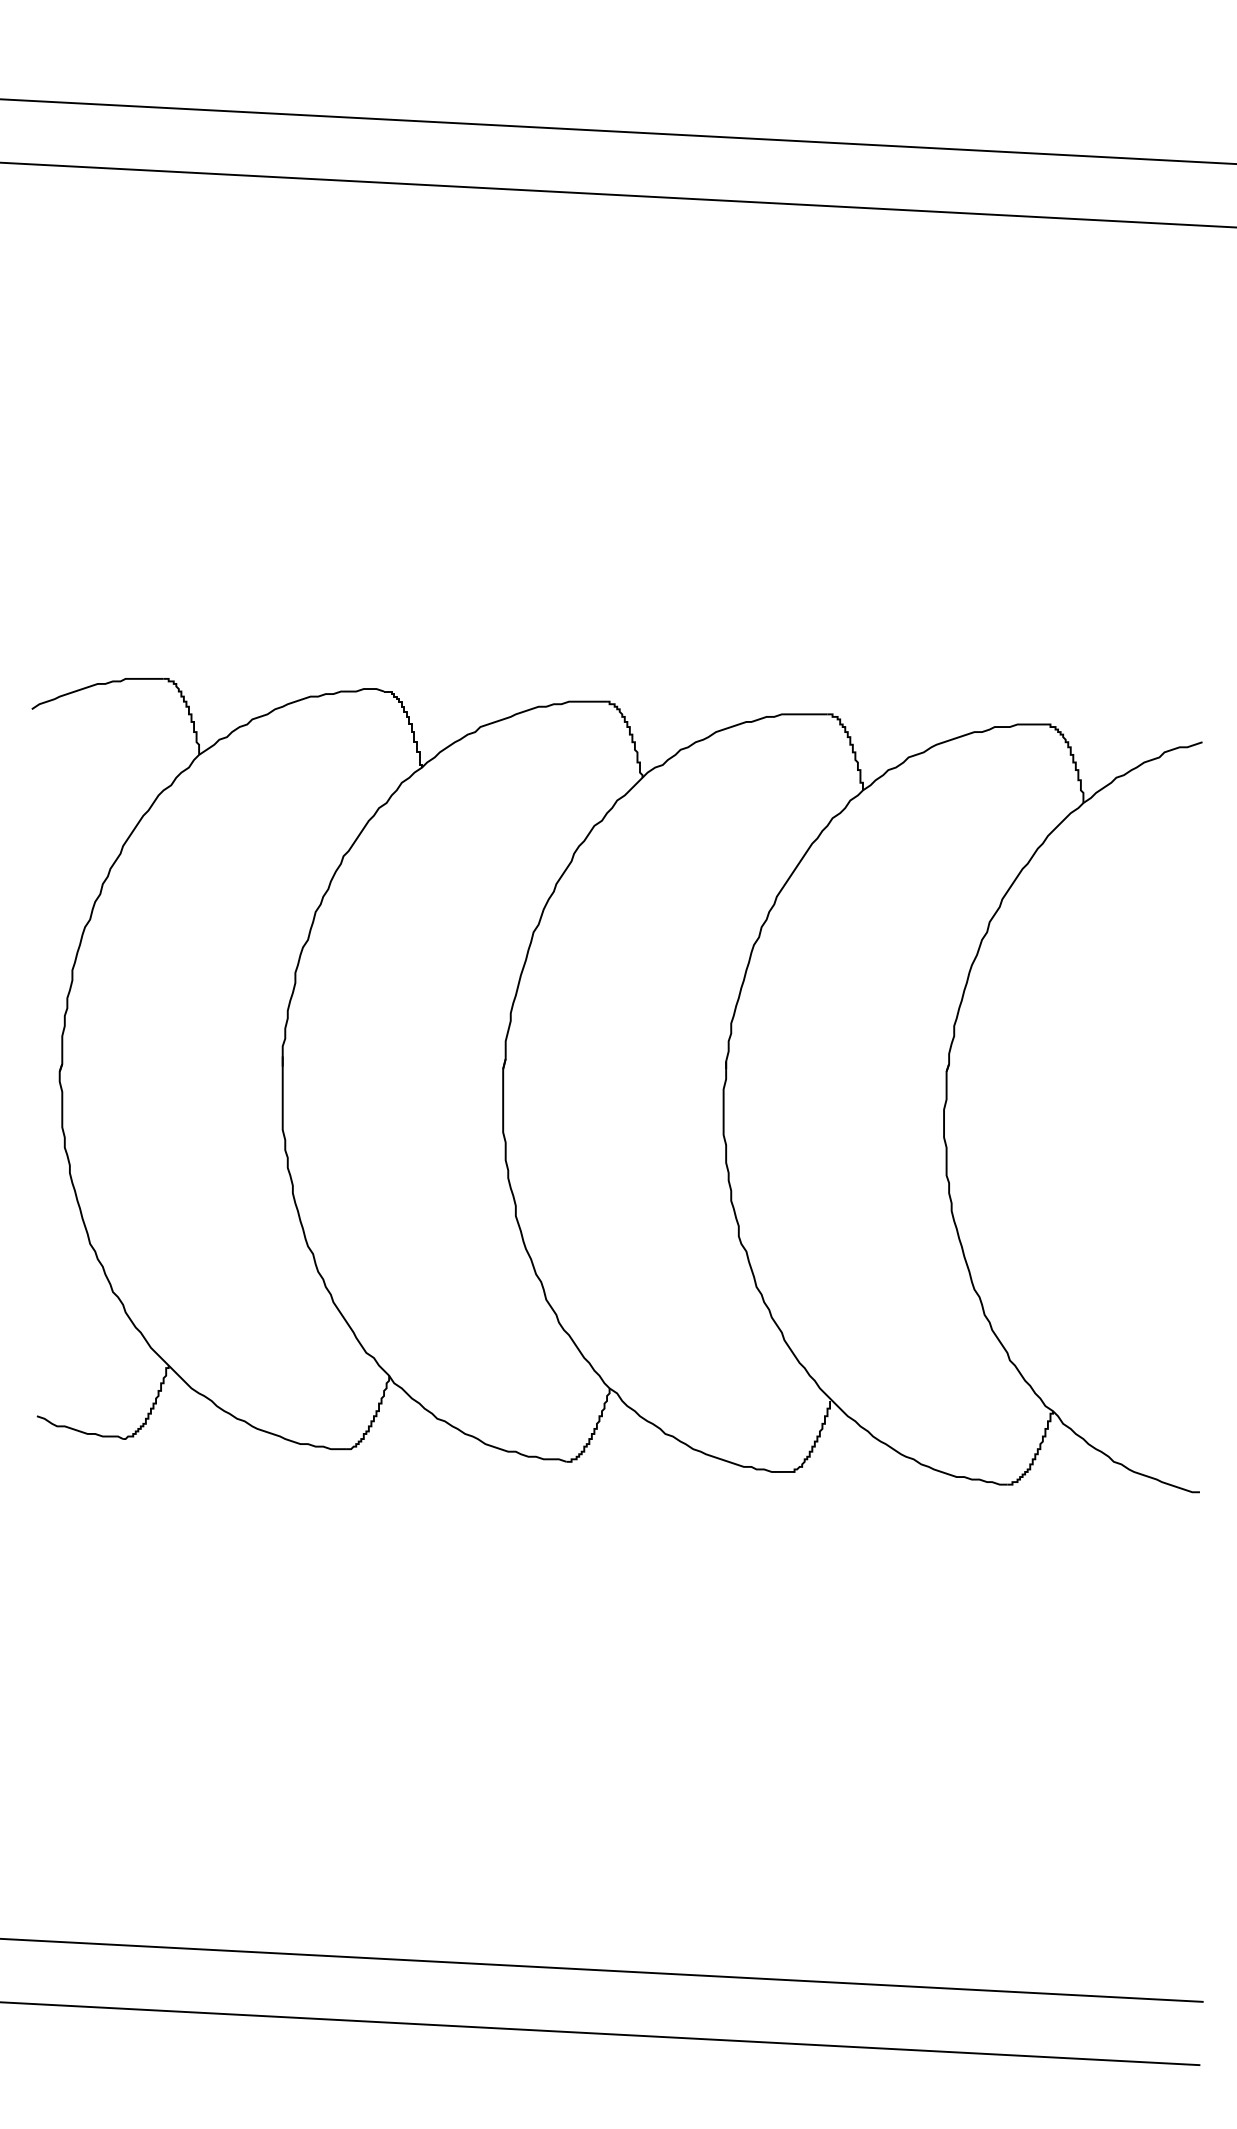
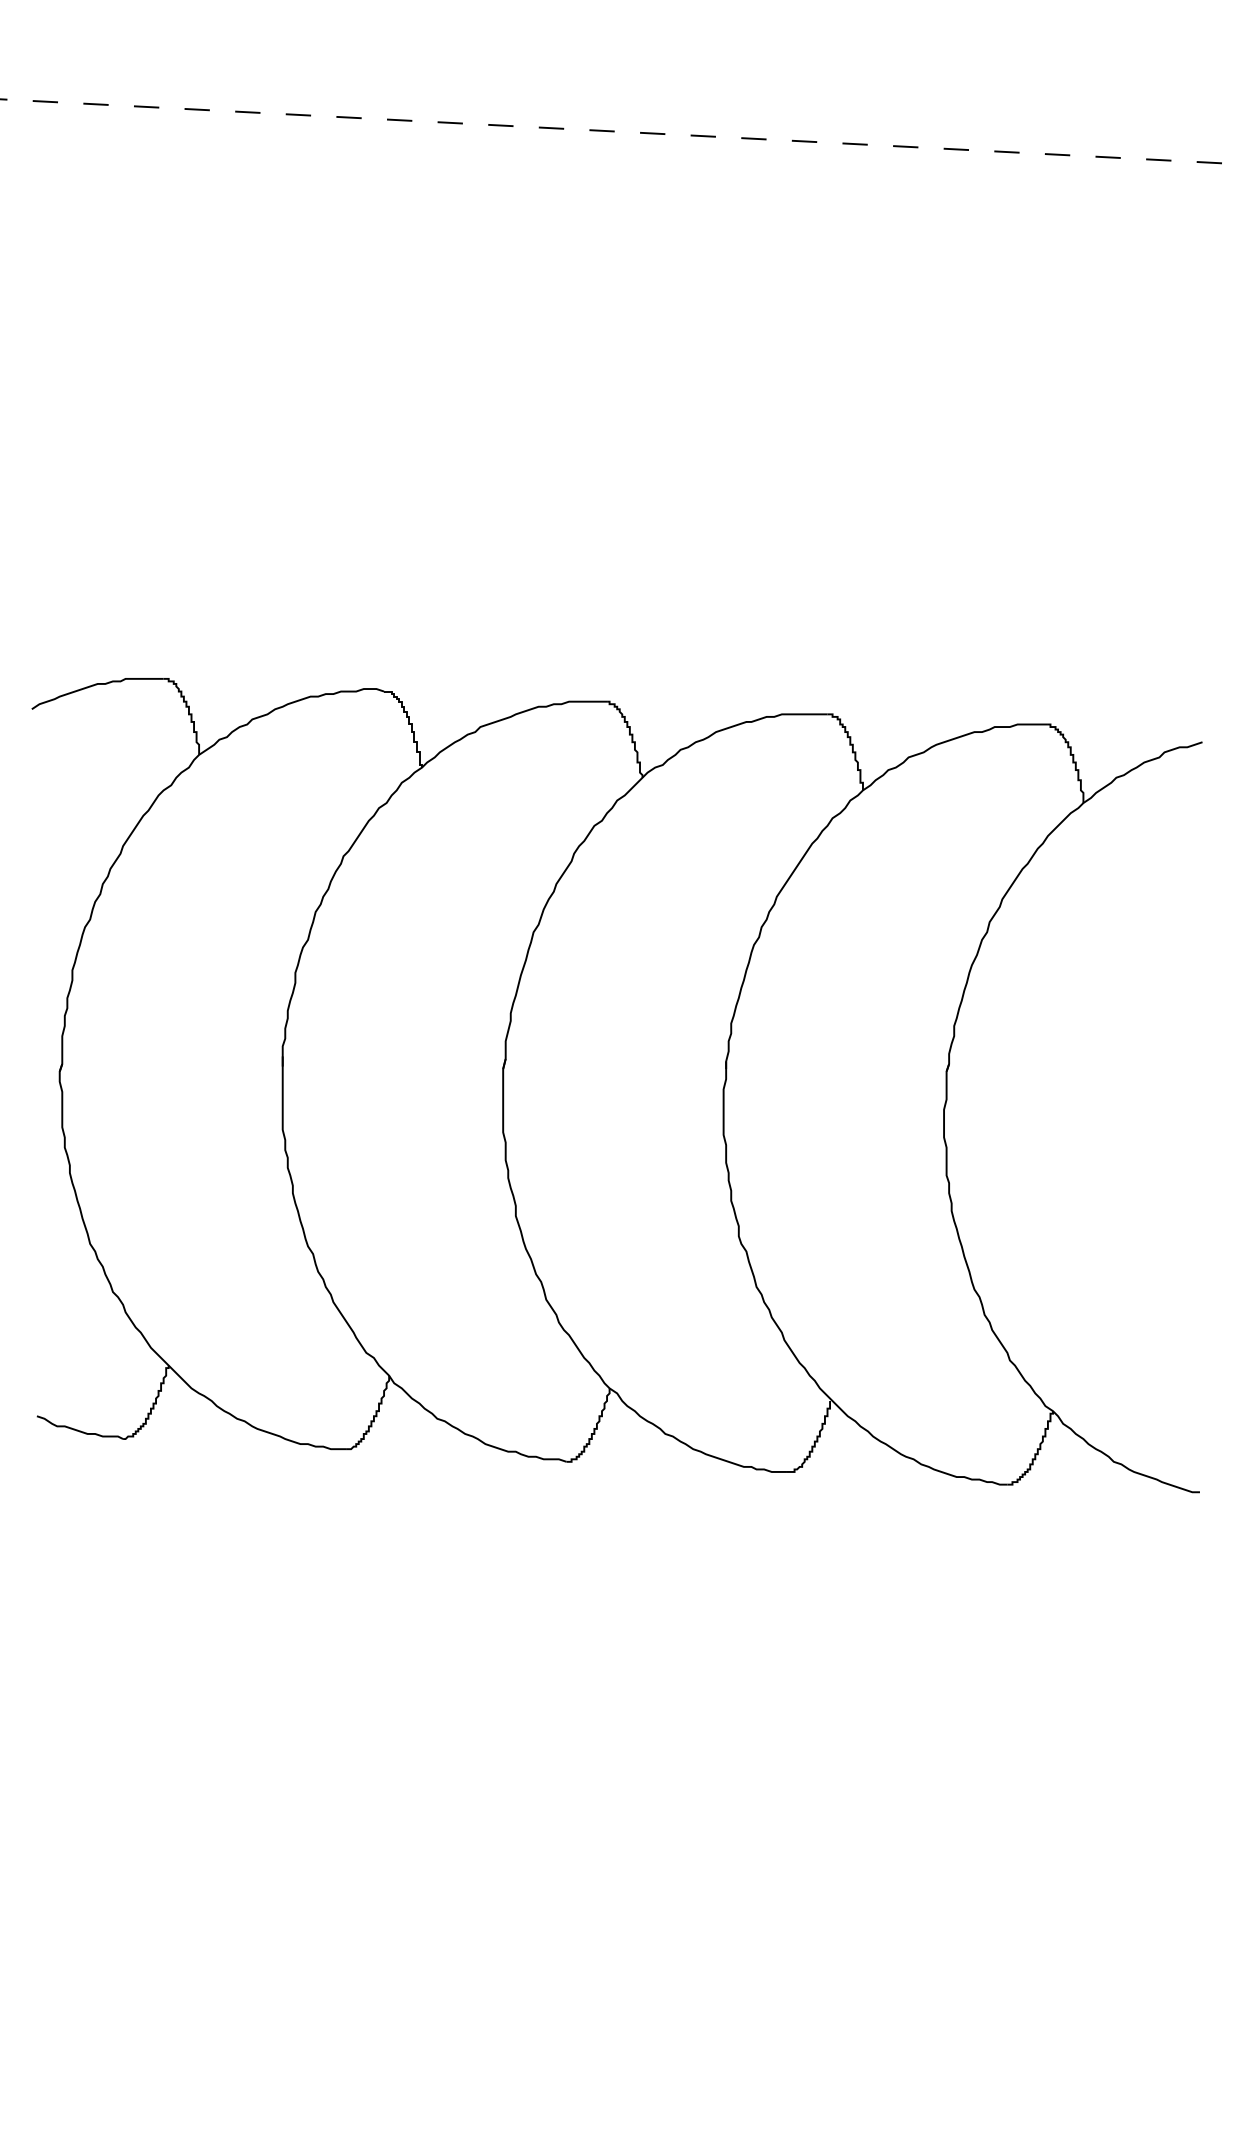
line: solid -> dashed (619, 131)
line: present -> none (617, 194)
line: present -> none (602, 1969)
line: present -> none (600, 2033)
